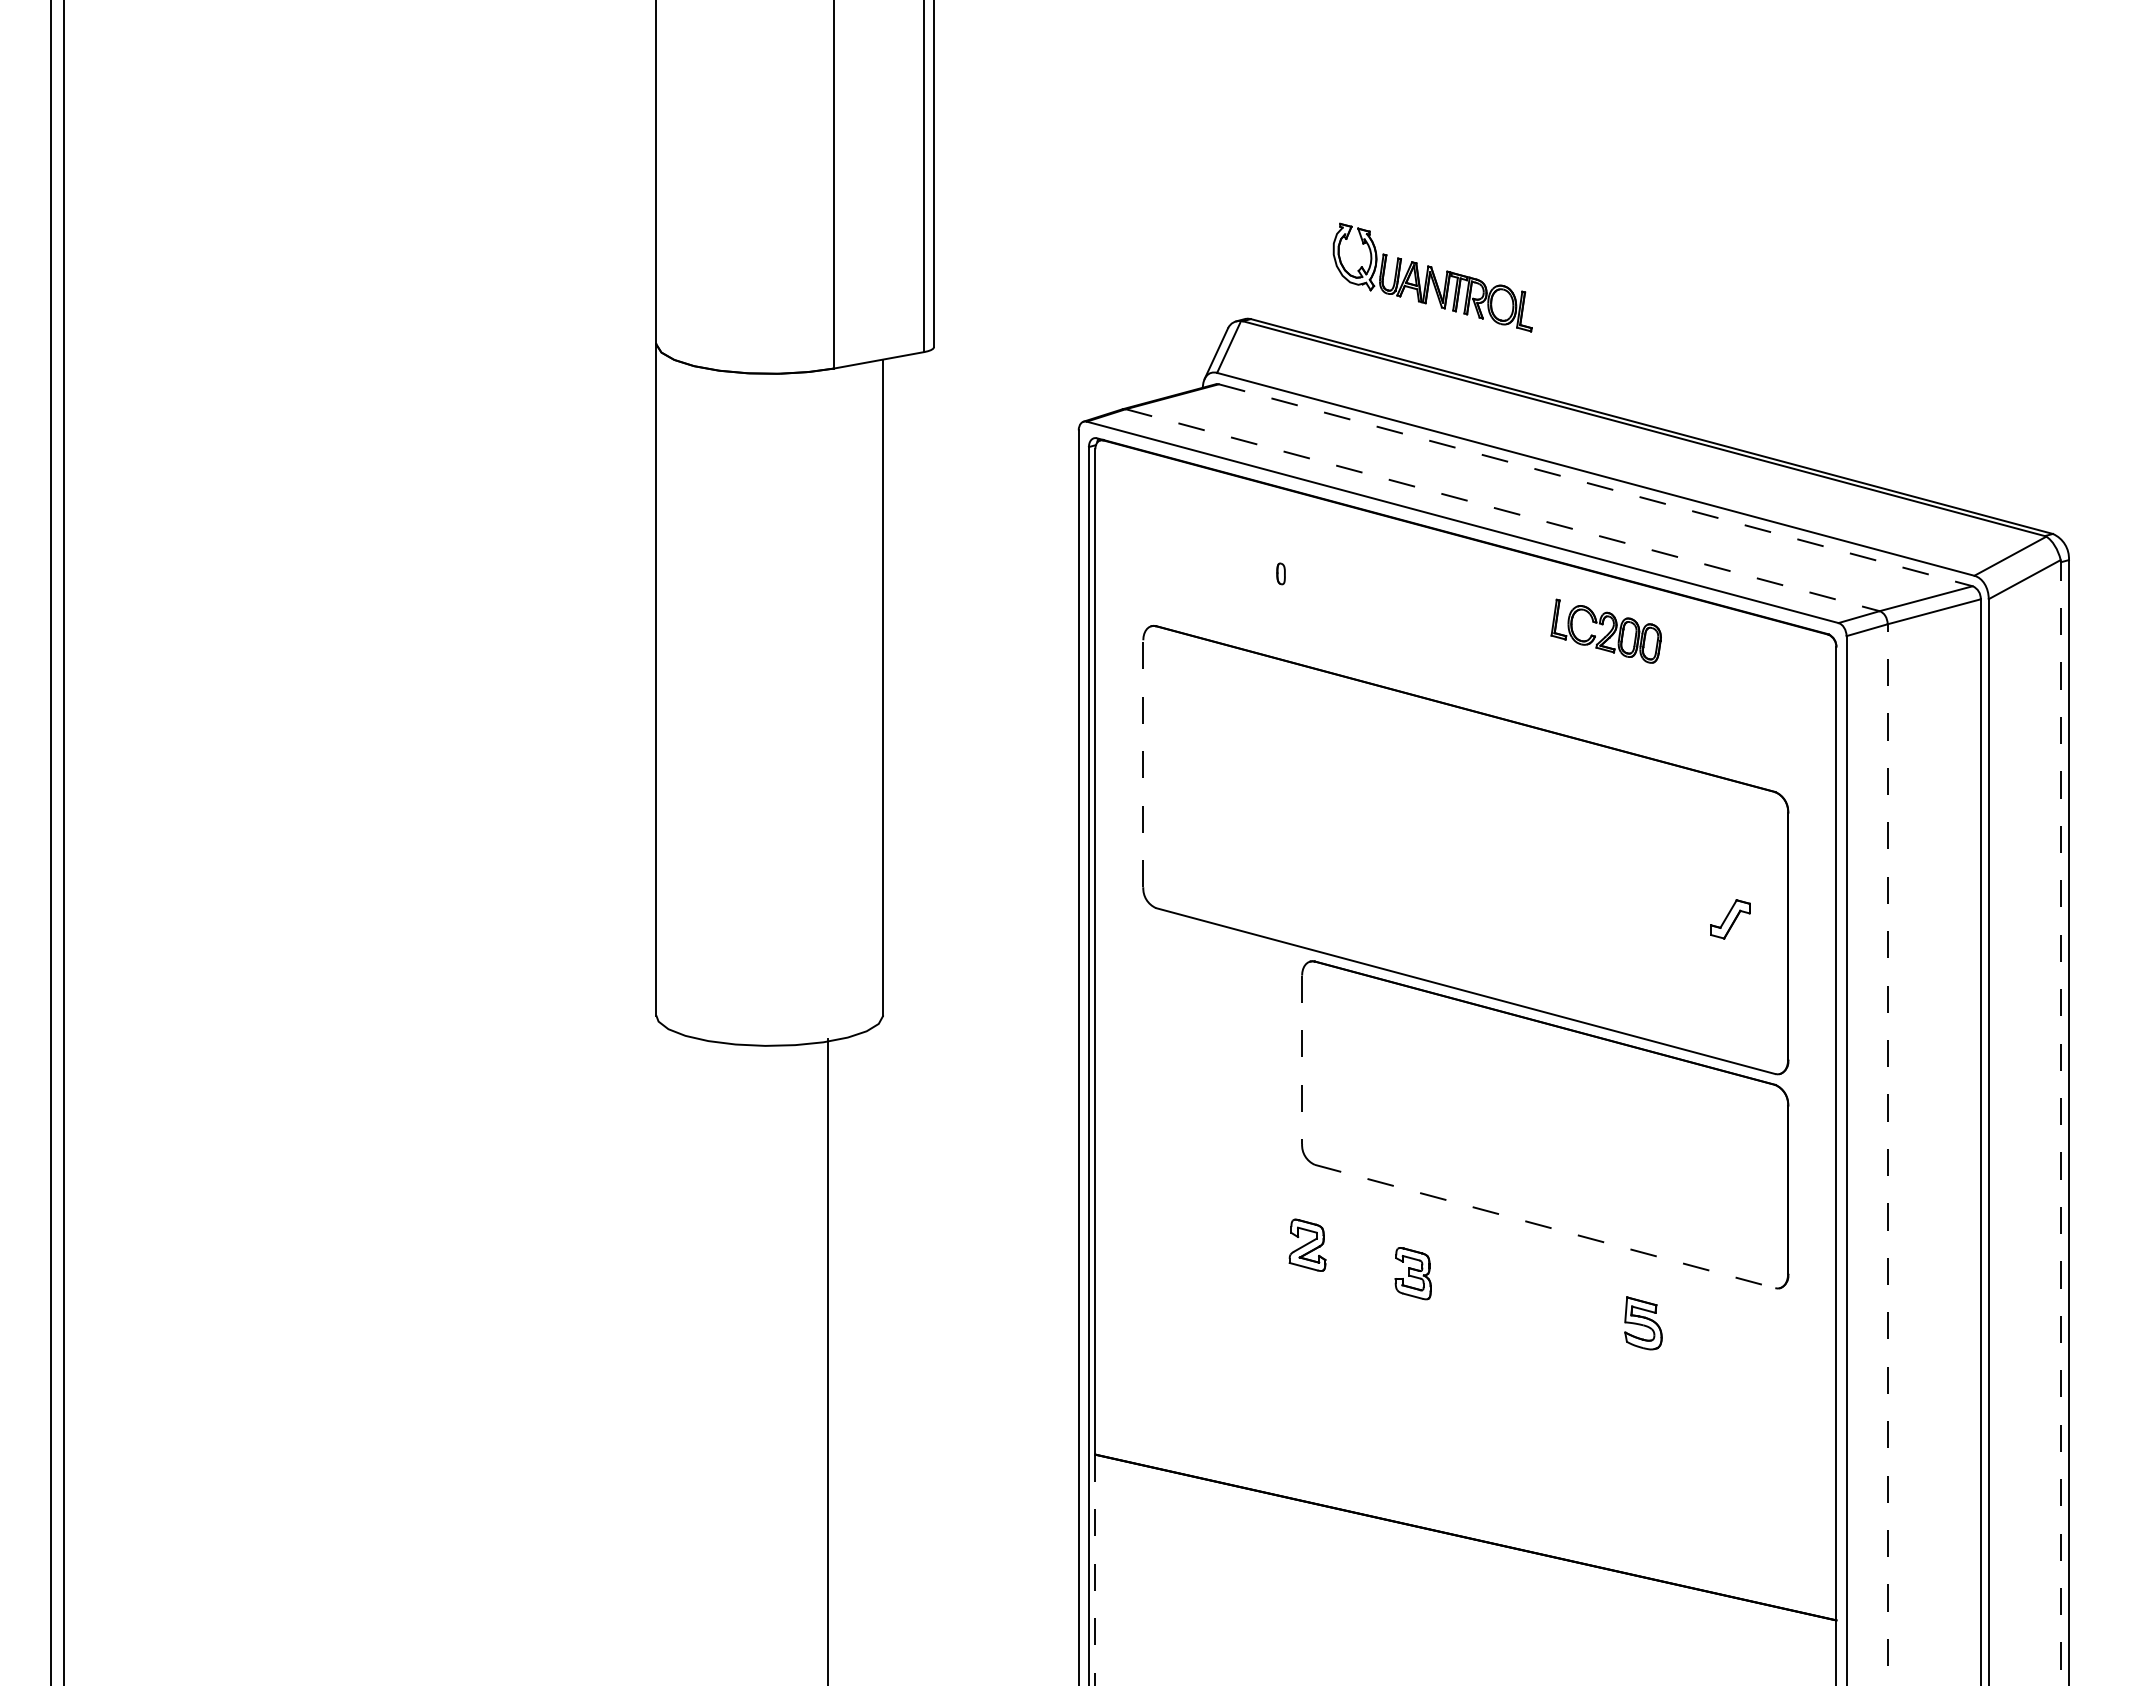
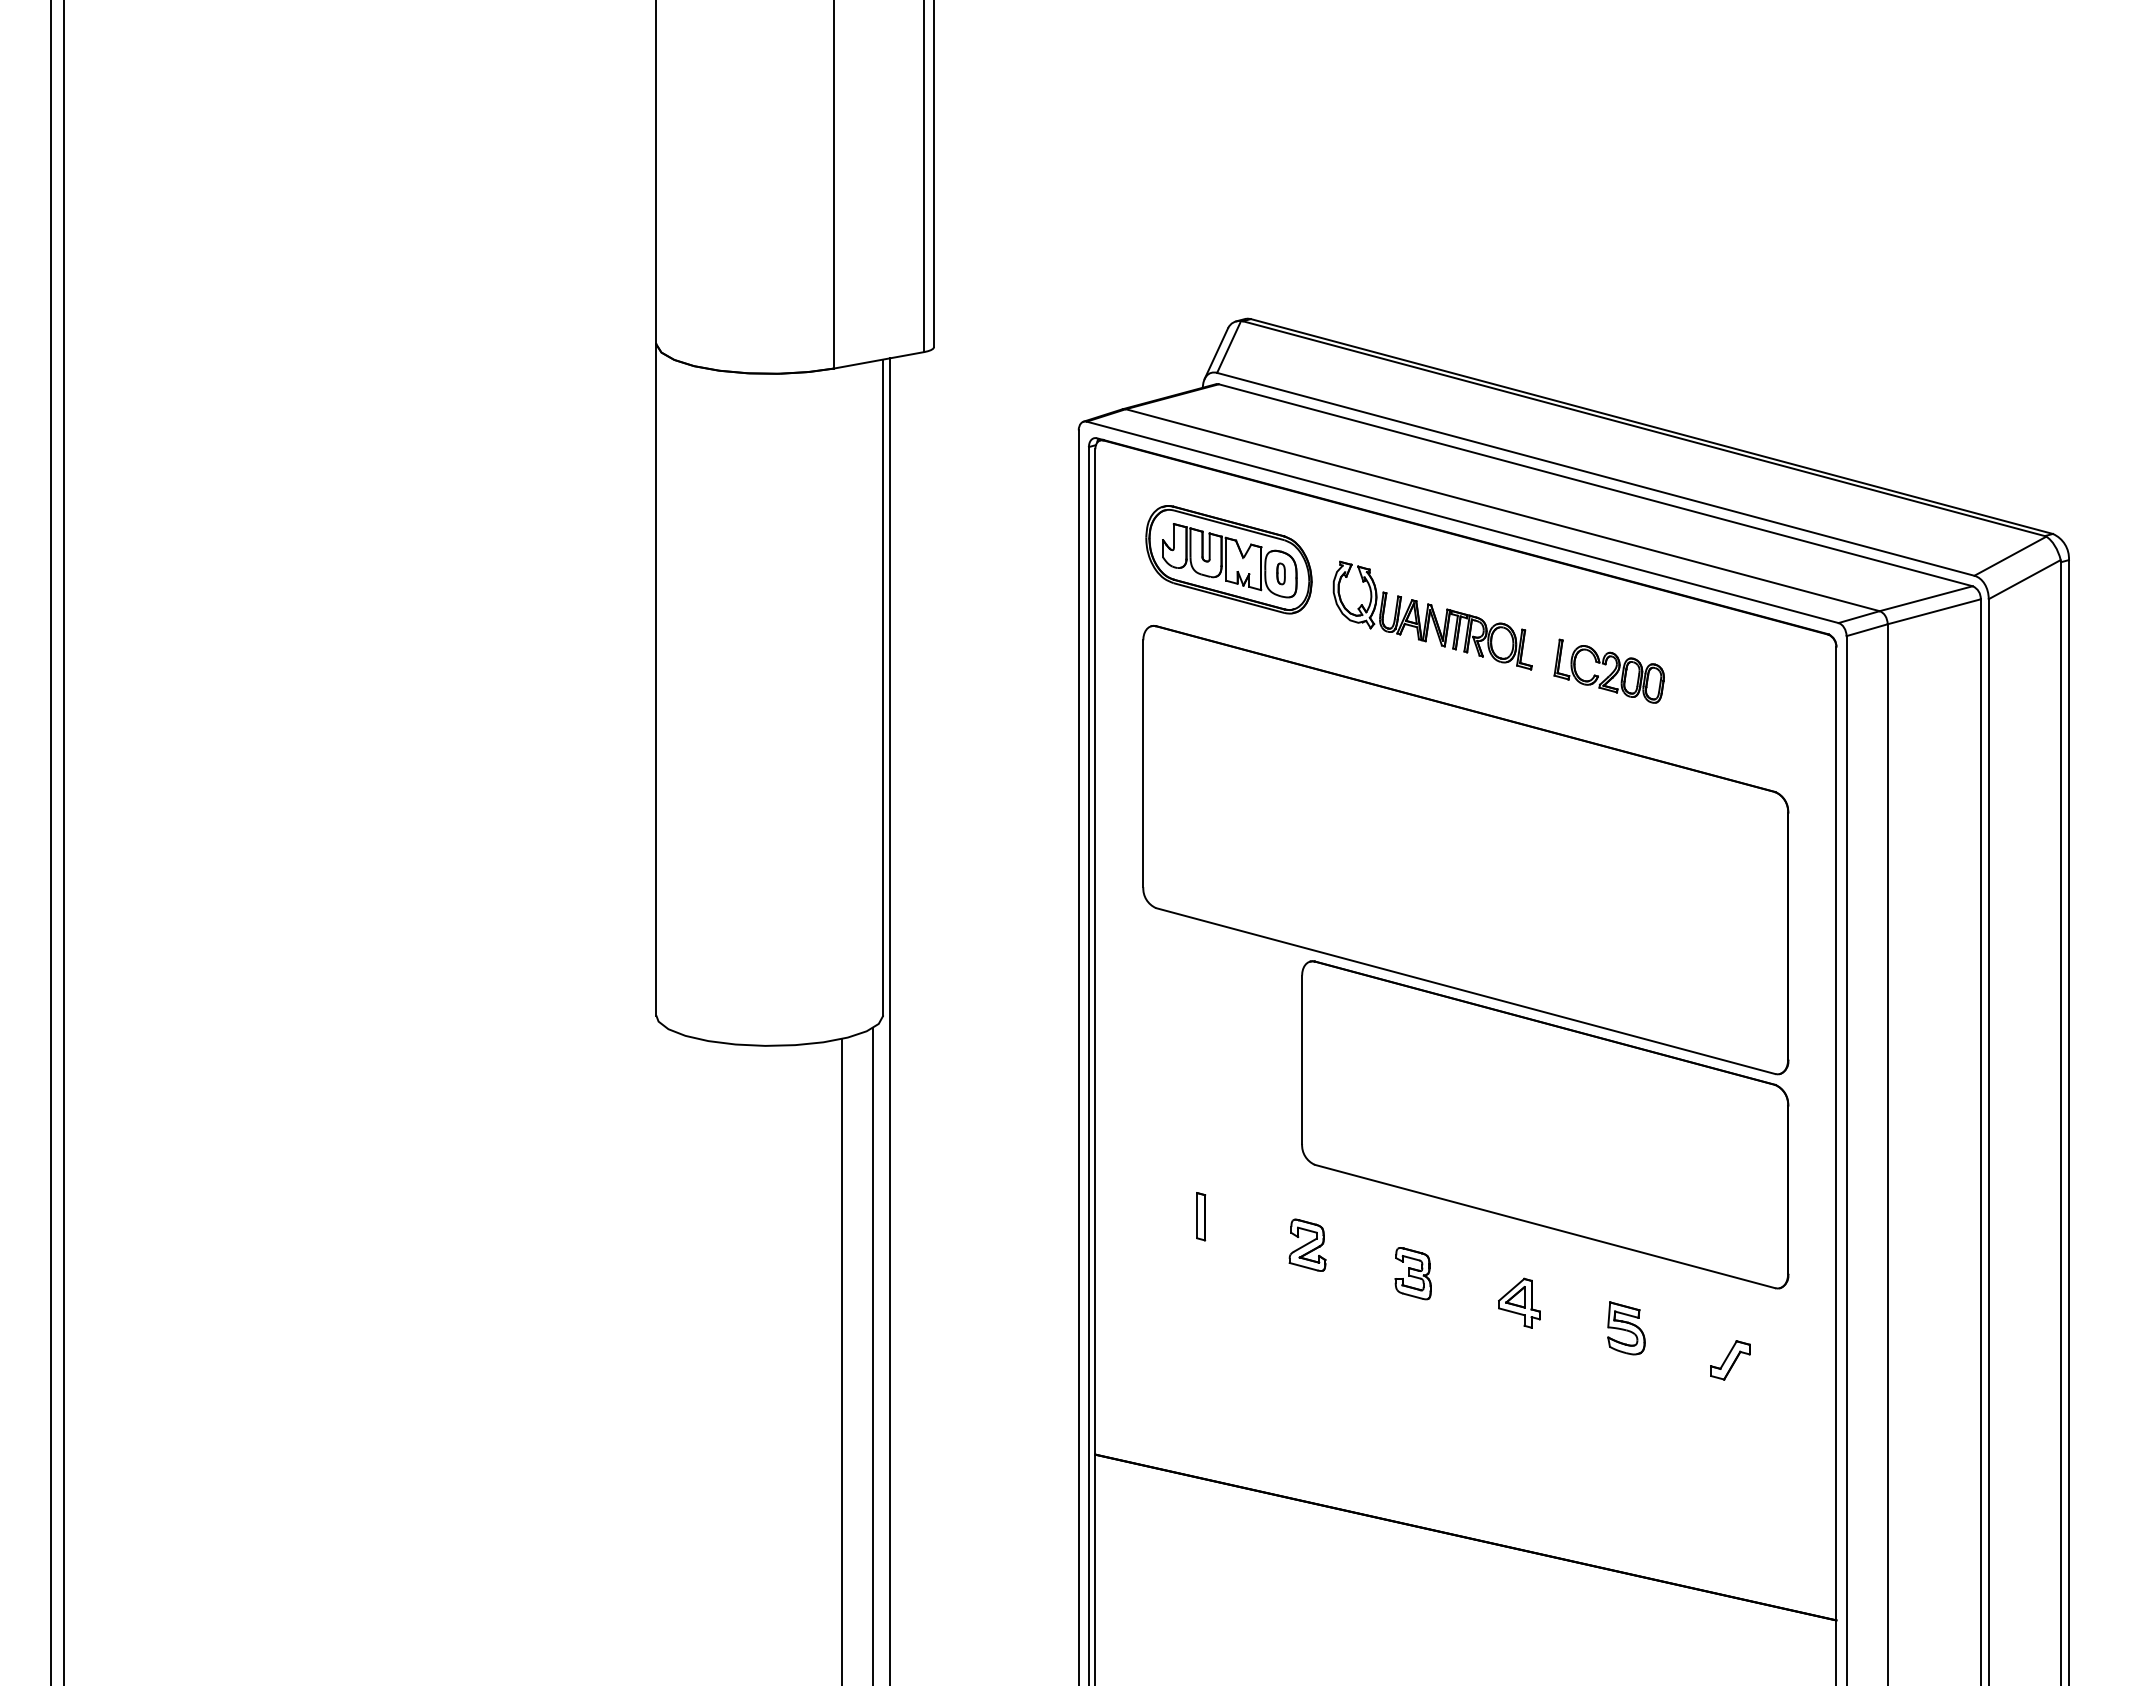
part position: (1432, 277) -> (1432, 615) (1432, 615)
line: dashed -> solid (1596, 485)
line: dashed -> solid (1503, 510)
part: none -> present (1228, 559)
part position: (1605, 630) -> (1608, 670) (1608, 670)
line: dashed -> solid (1143, 763)
part position: (1730, 919) -> (1730, 1360) (1730, 1360)
line: none -> present (890, 1020)
line: dashed -> solid (1302, 1060)
line: dashed -> solid (2060, 1123)
line: dashed -> solid (1887, 1155)
part: none -> present (1201, 1216)
line: dashed -> solid (1545, 1226)
part: none -> present (1519, 1302)
part position: (1643, 1323) -> (1626, 1328) (1626, 1328)
line: none -> present (873, 1354)
line position: (827, 1360) -> (841, 1360) (841, 1360)
line: dashed -> solid (1095, 1570)
